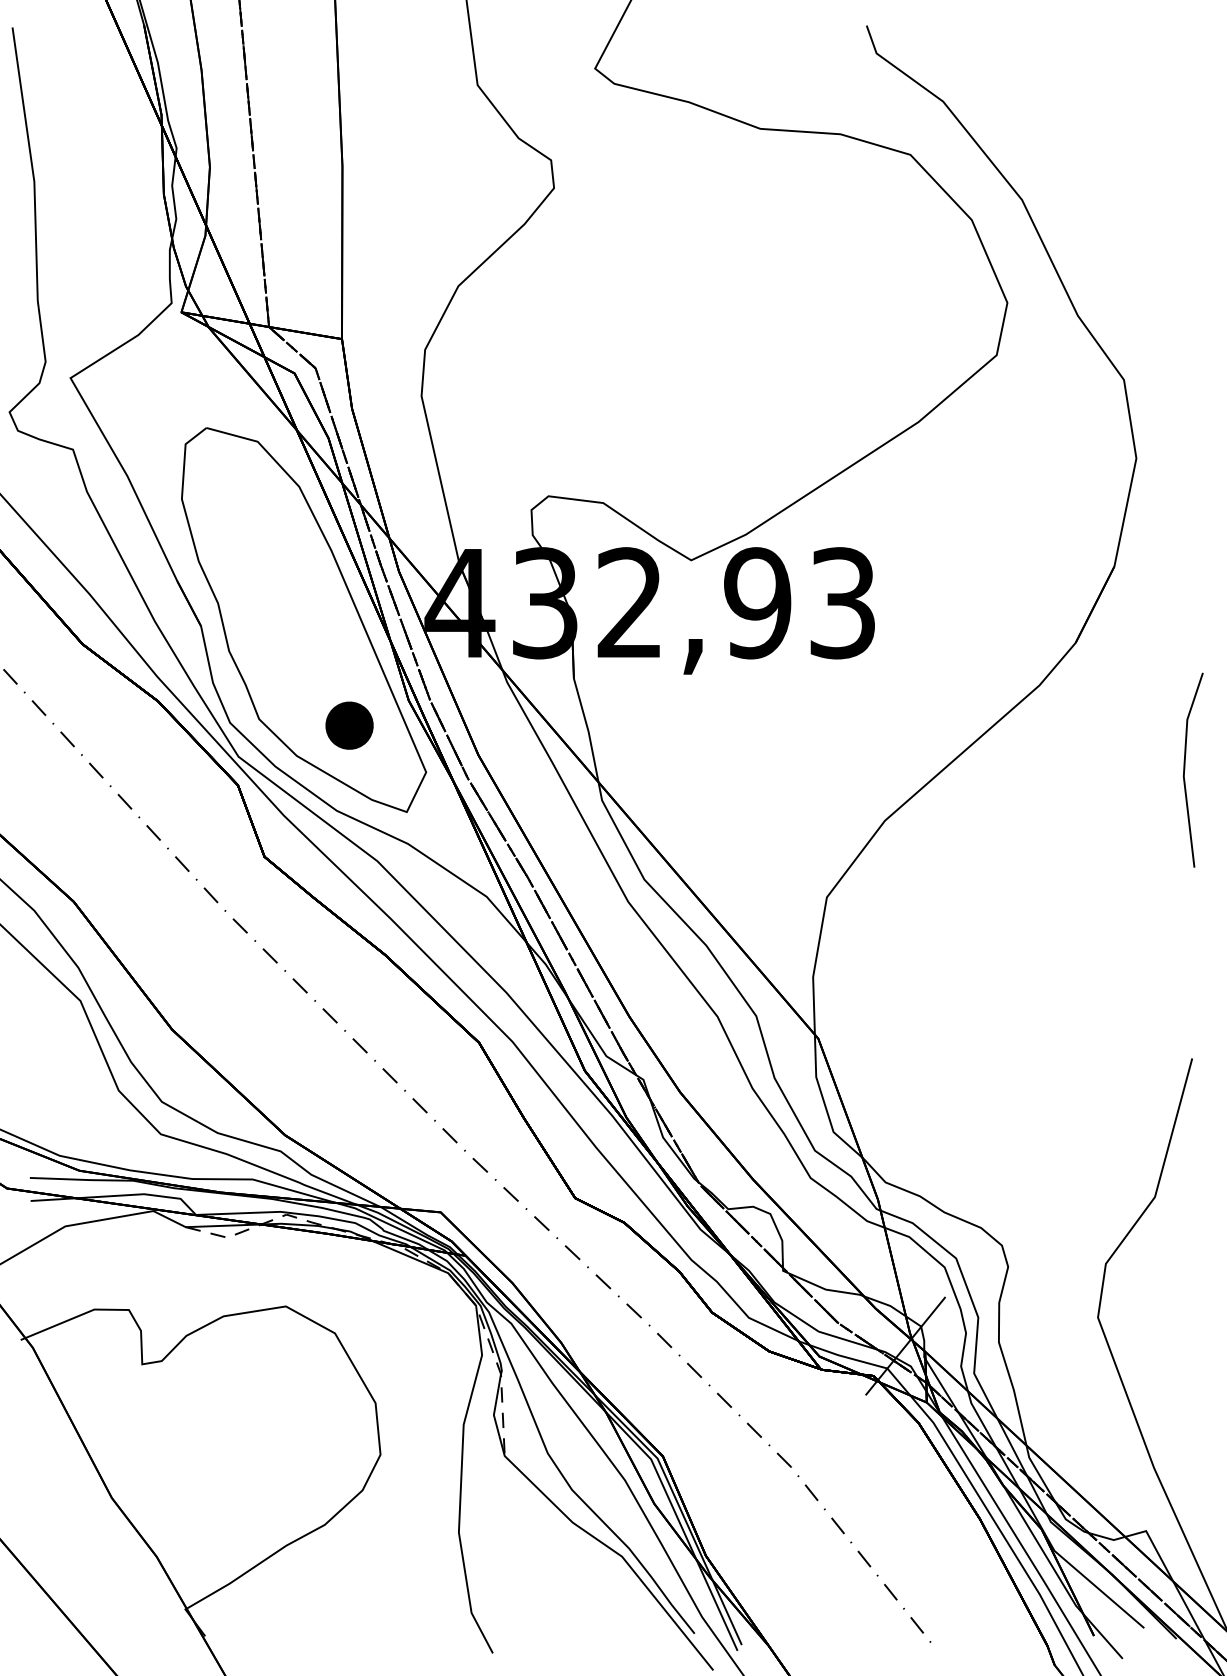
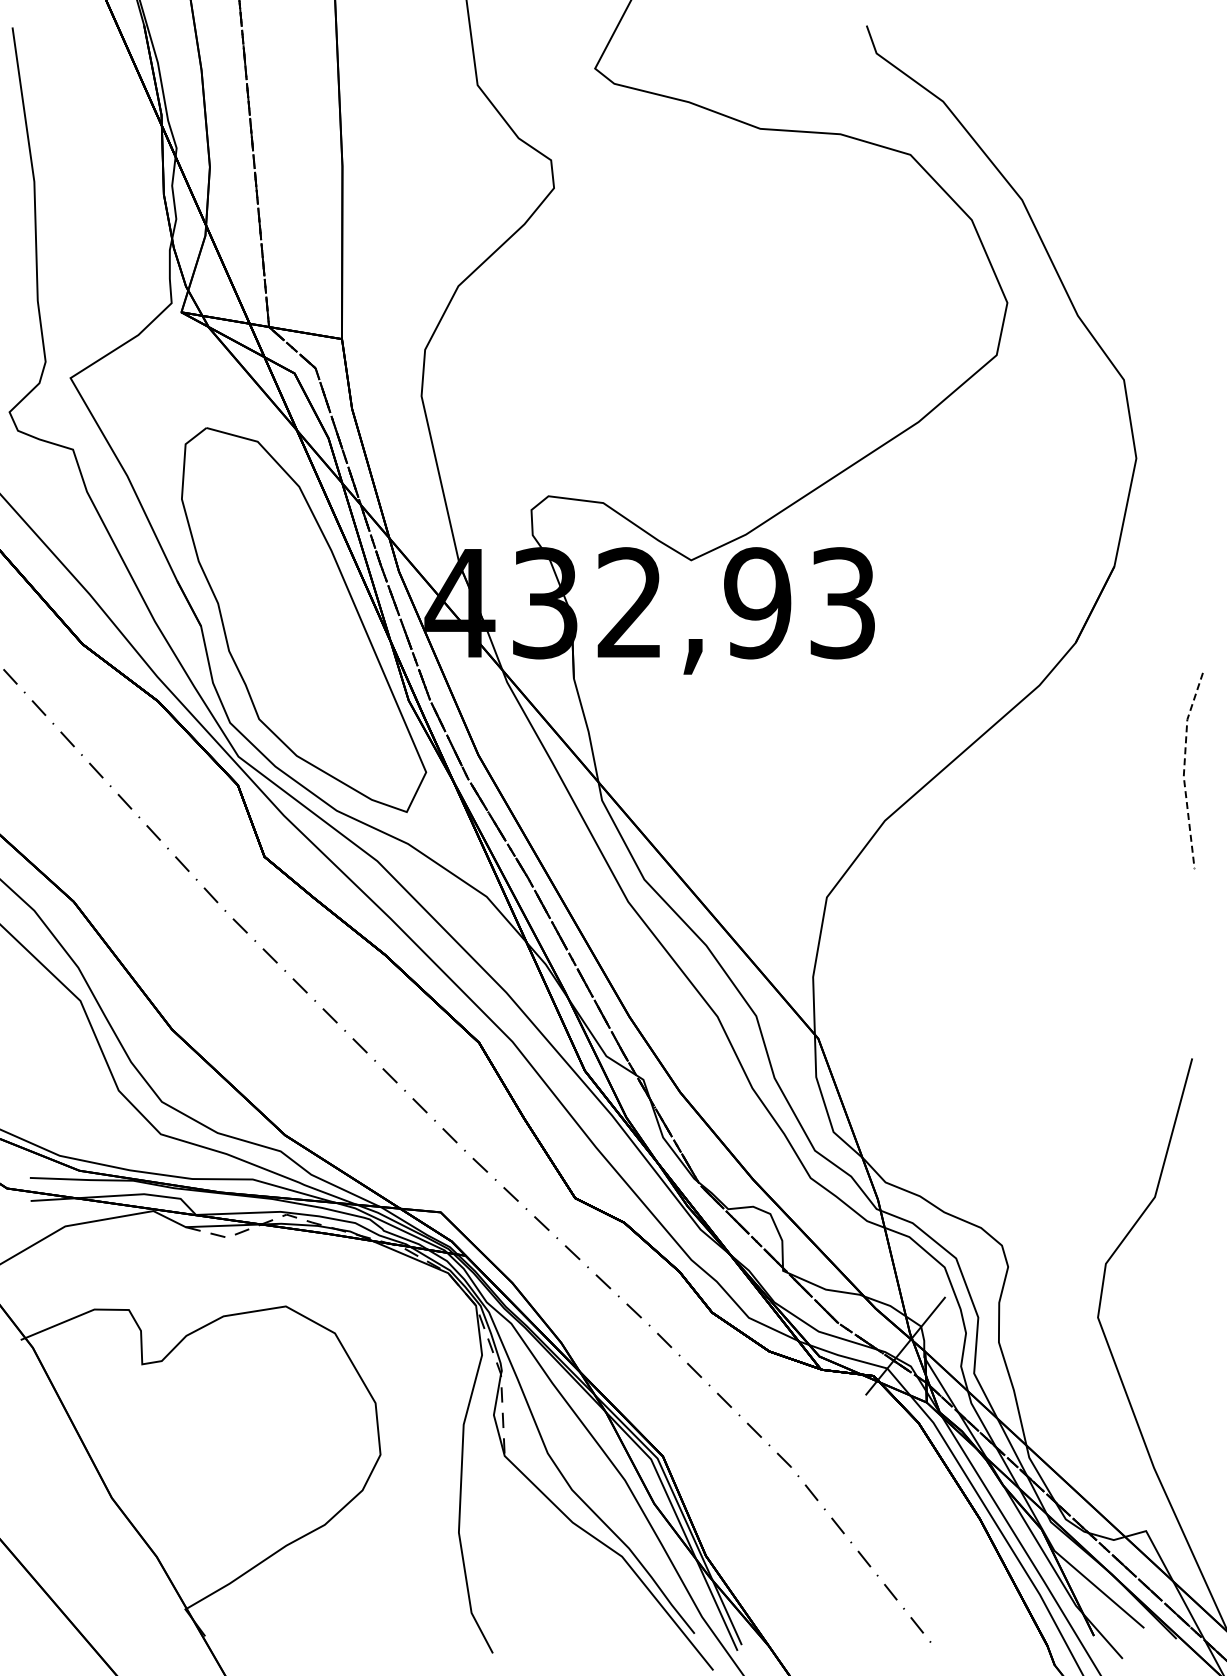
part: present -> none (349, 725)
line: solid -> dashed (1184, 769)
